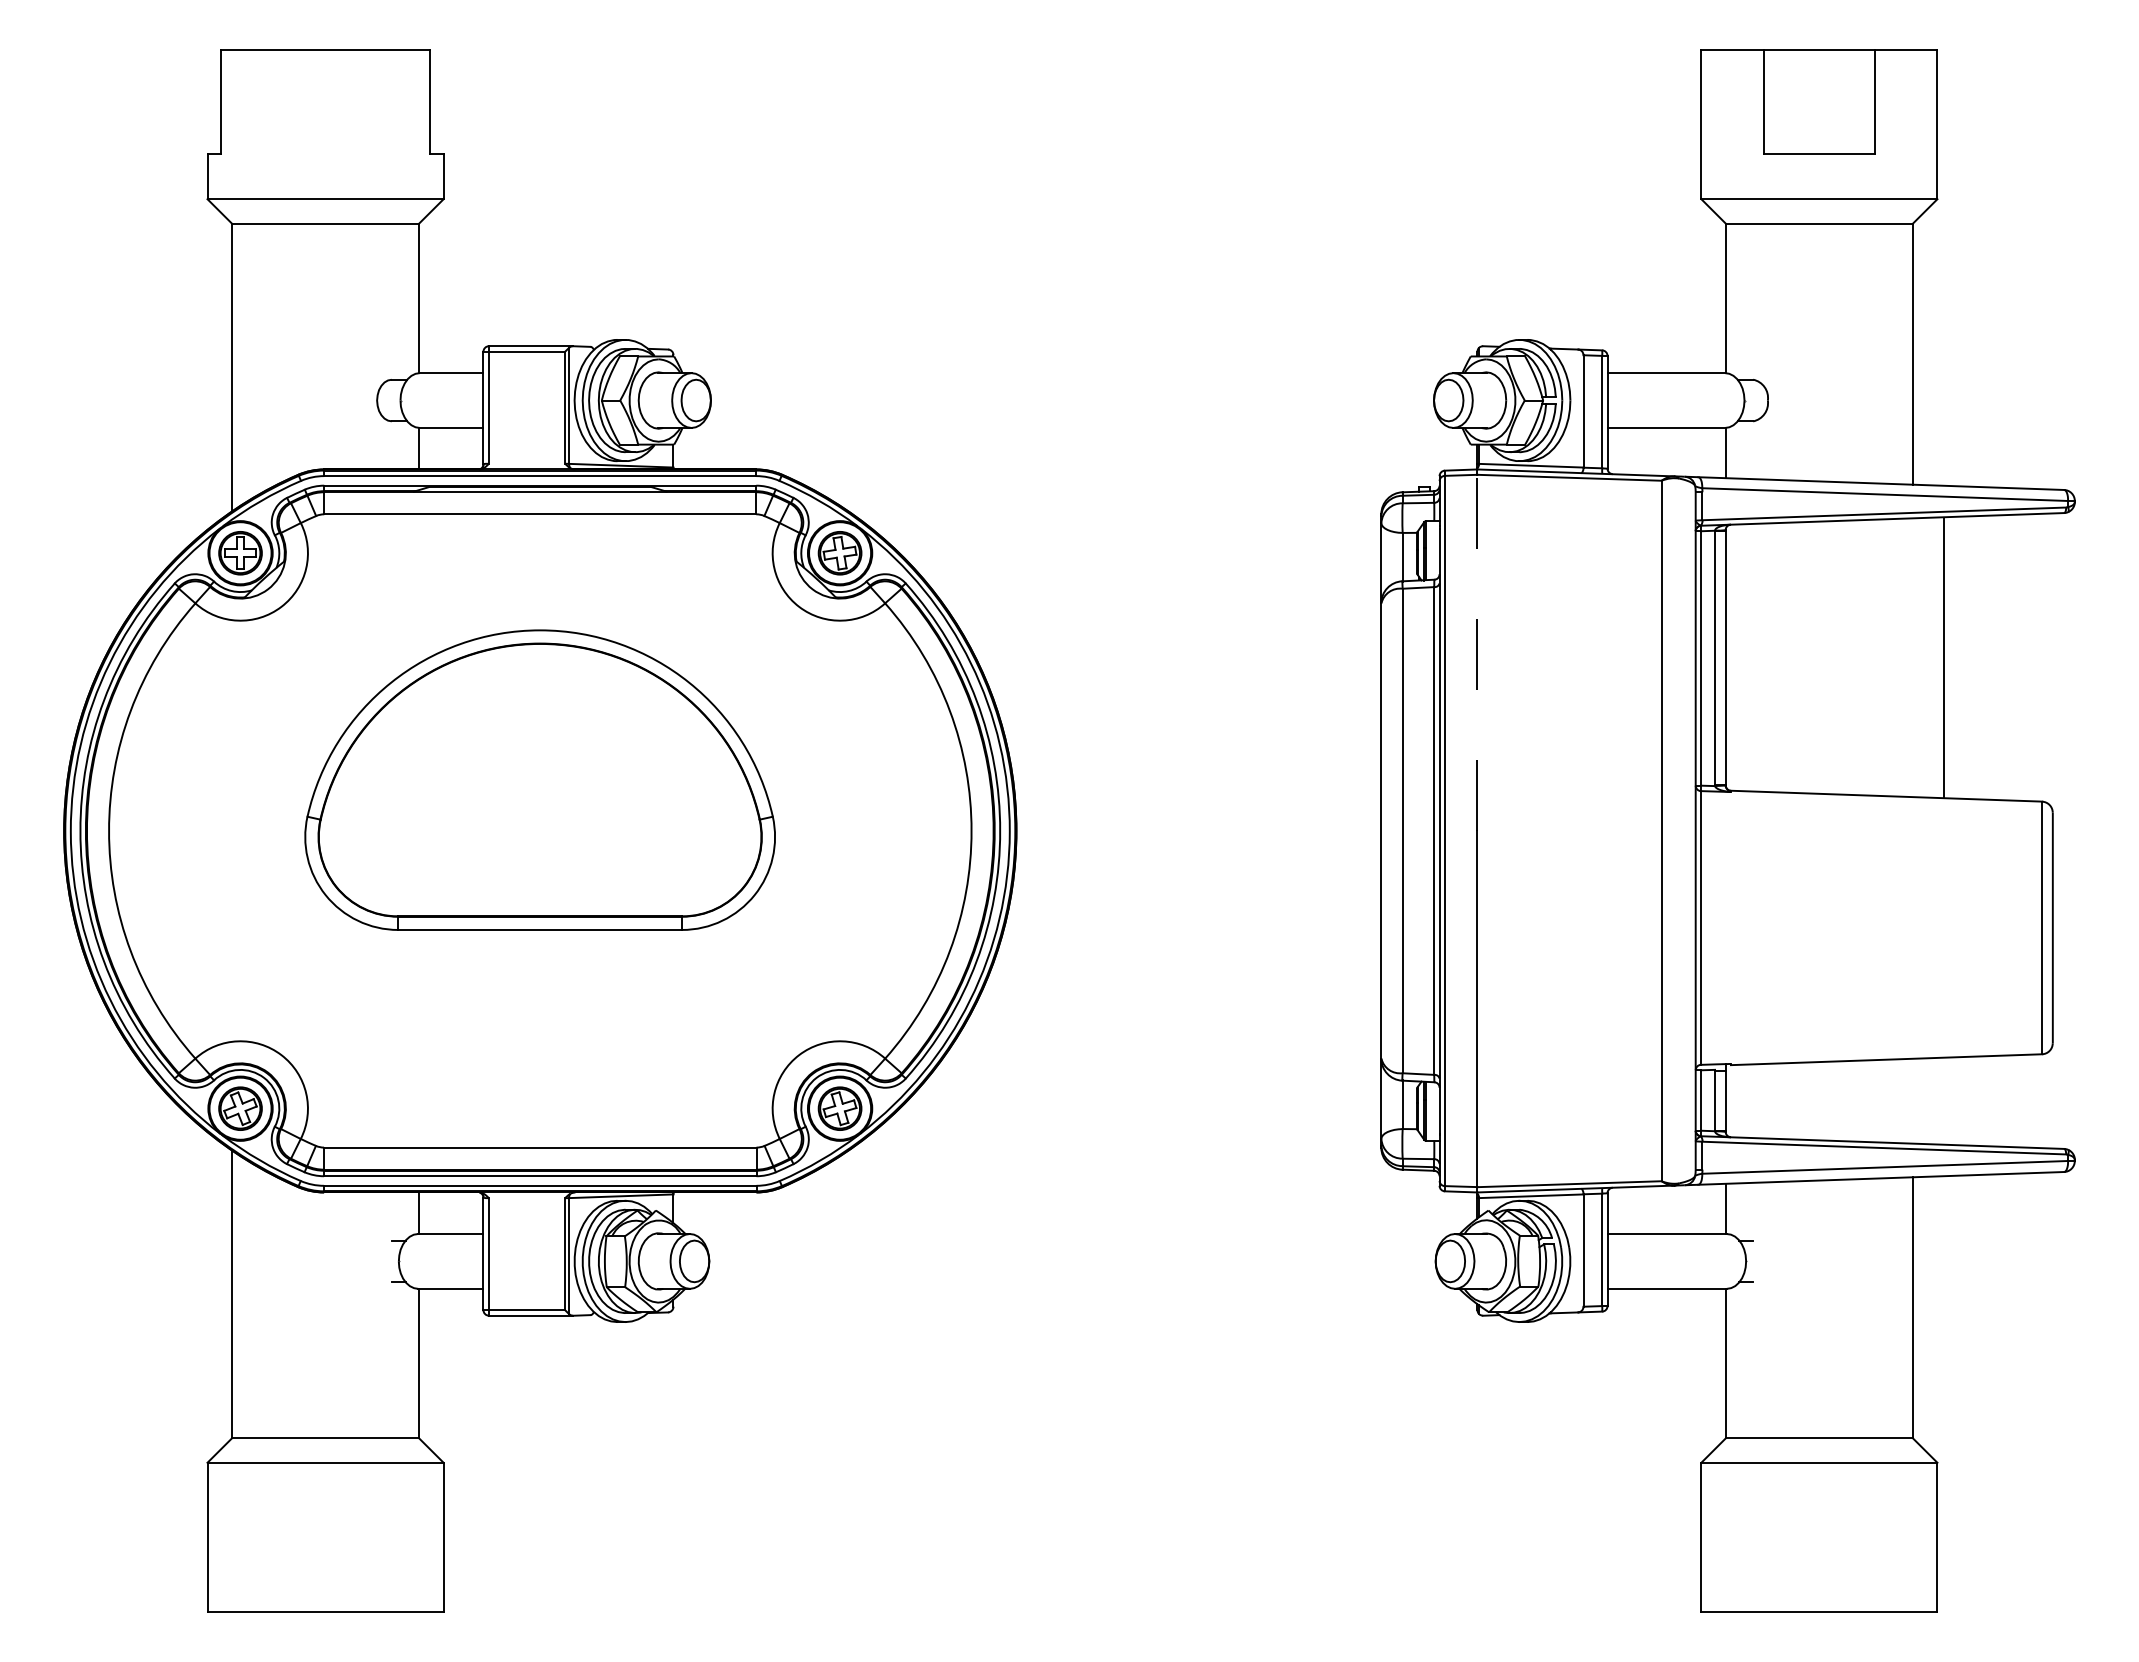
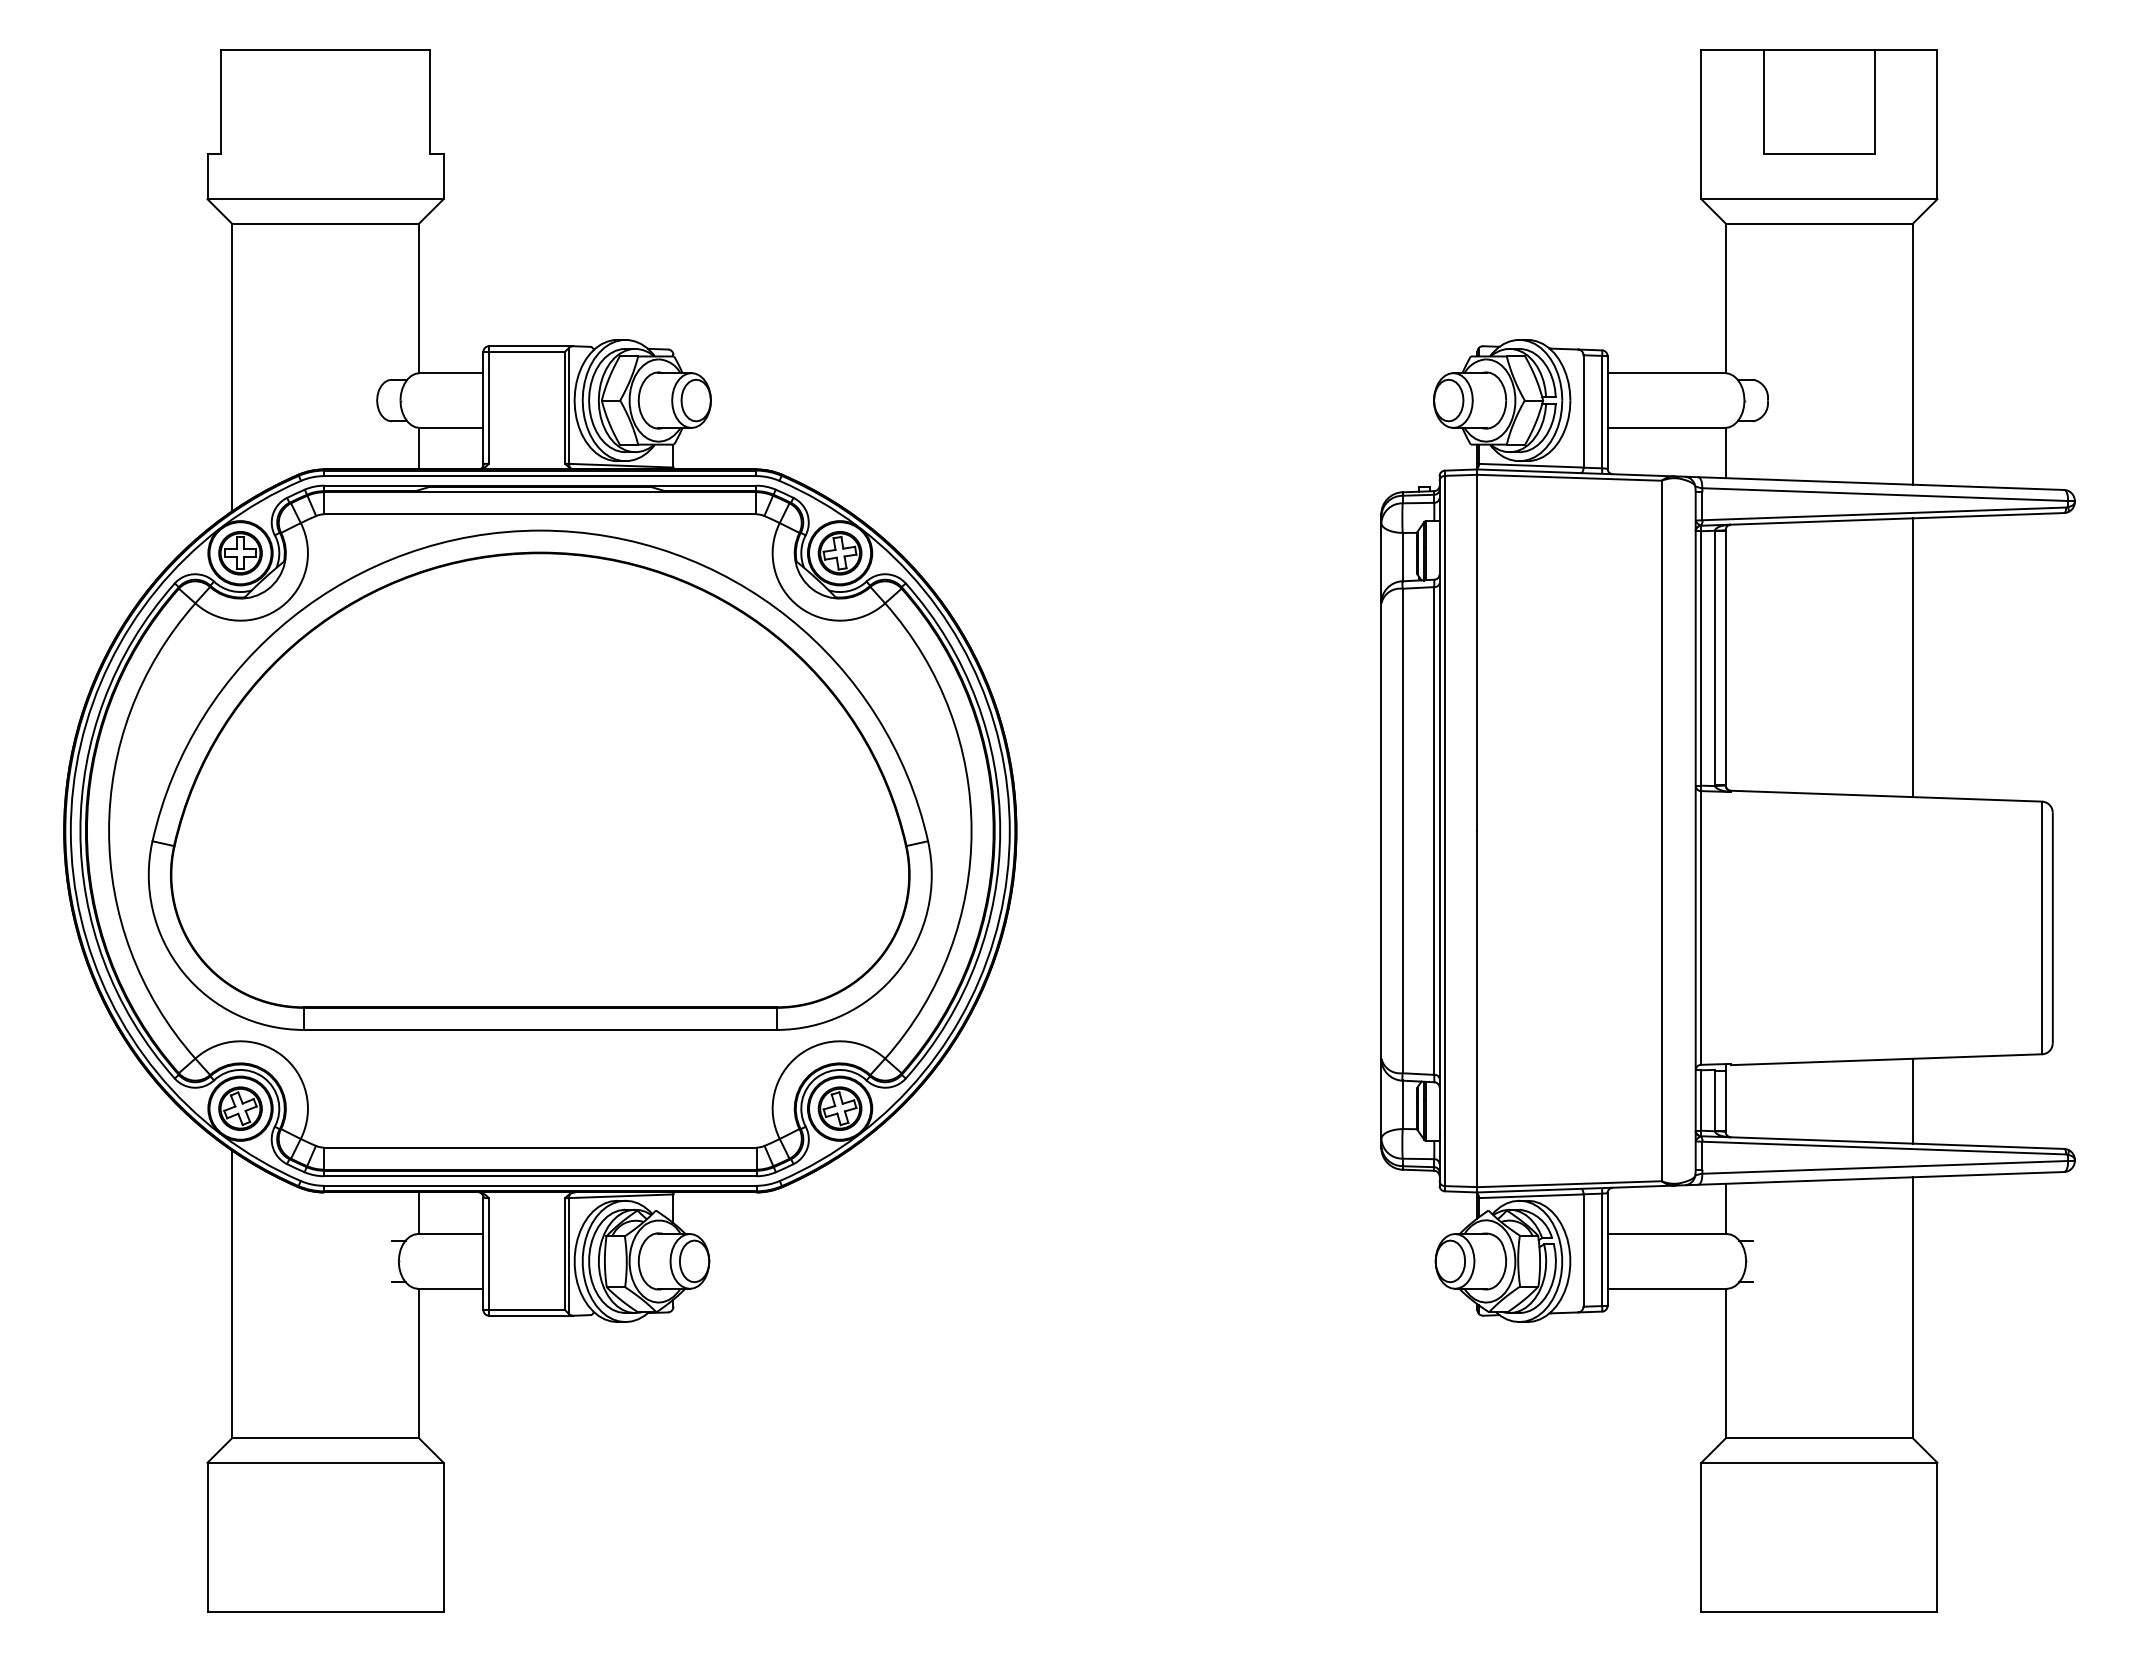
line: dashed -> solid (1477, 652)
line position: (1944, 657) -> (1913, 657) (1913, 657)
part size: 472x302 px -> 786x502 px (539, 779)
line: none -> present (1913, 1100)
